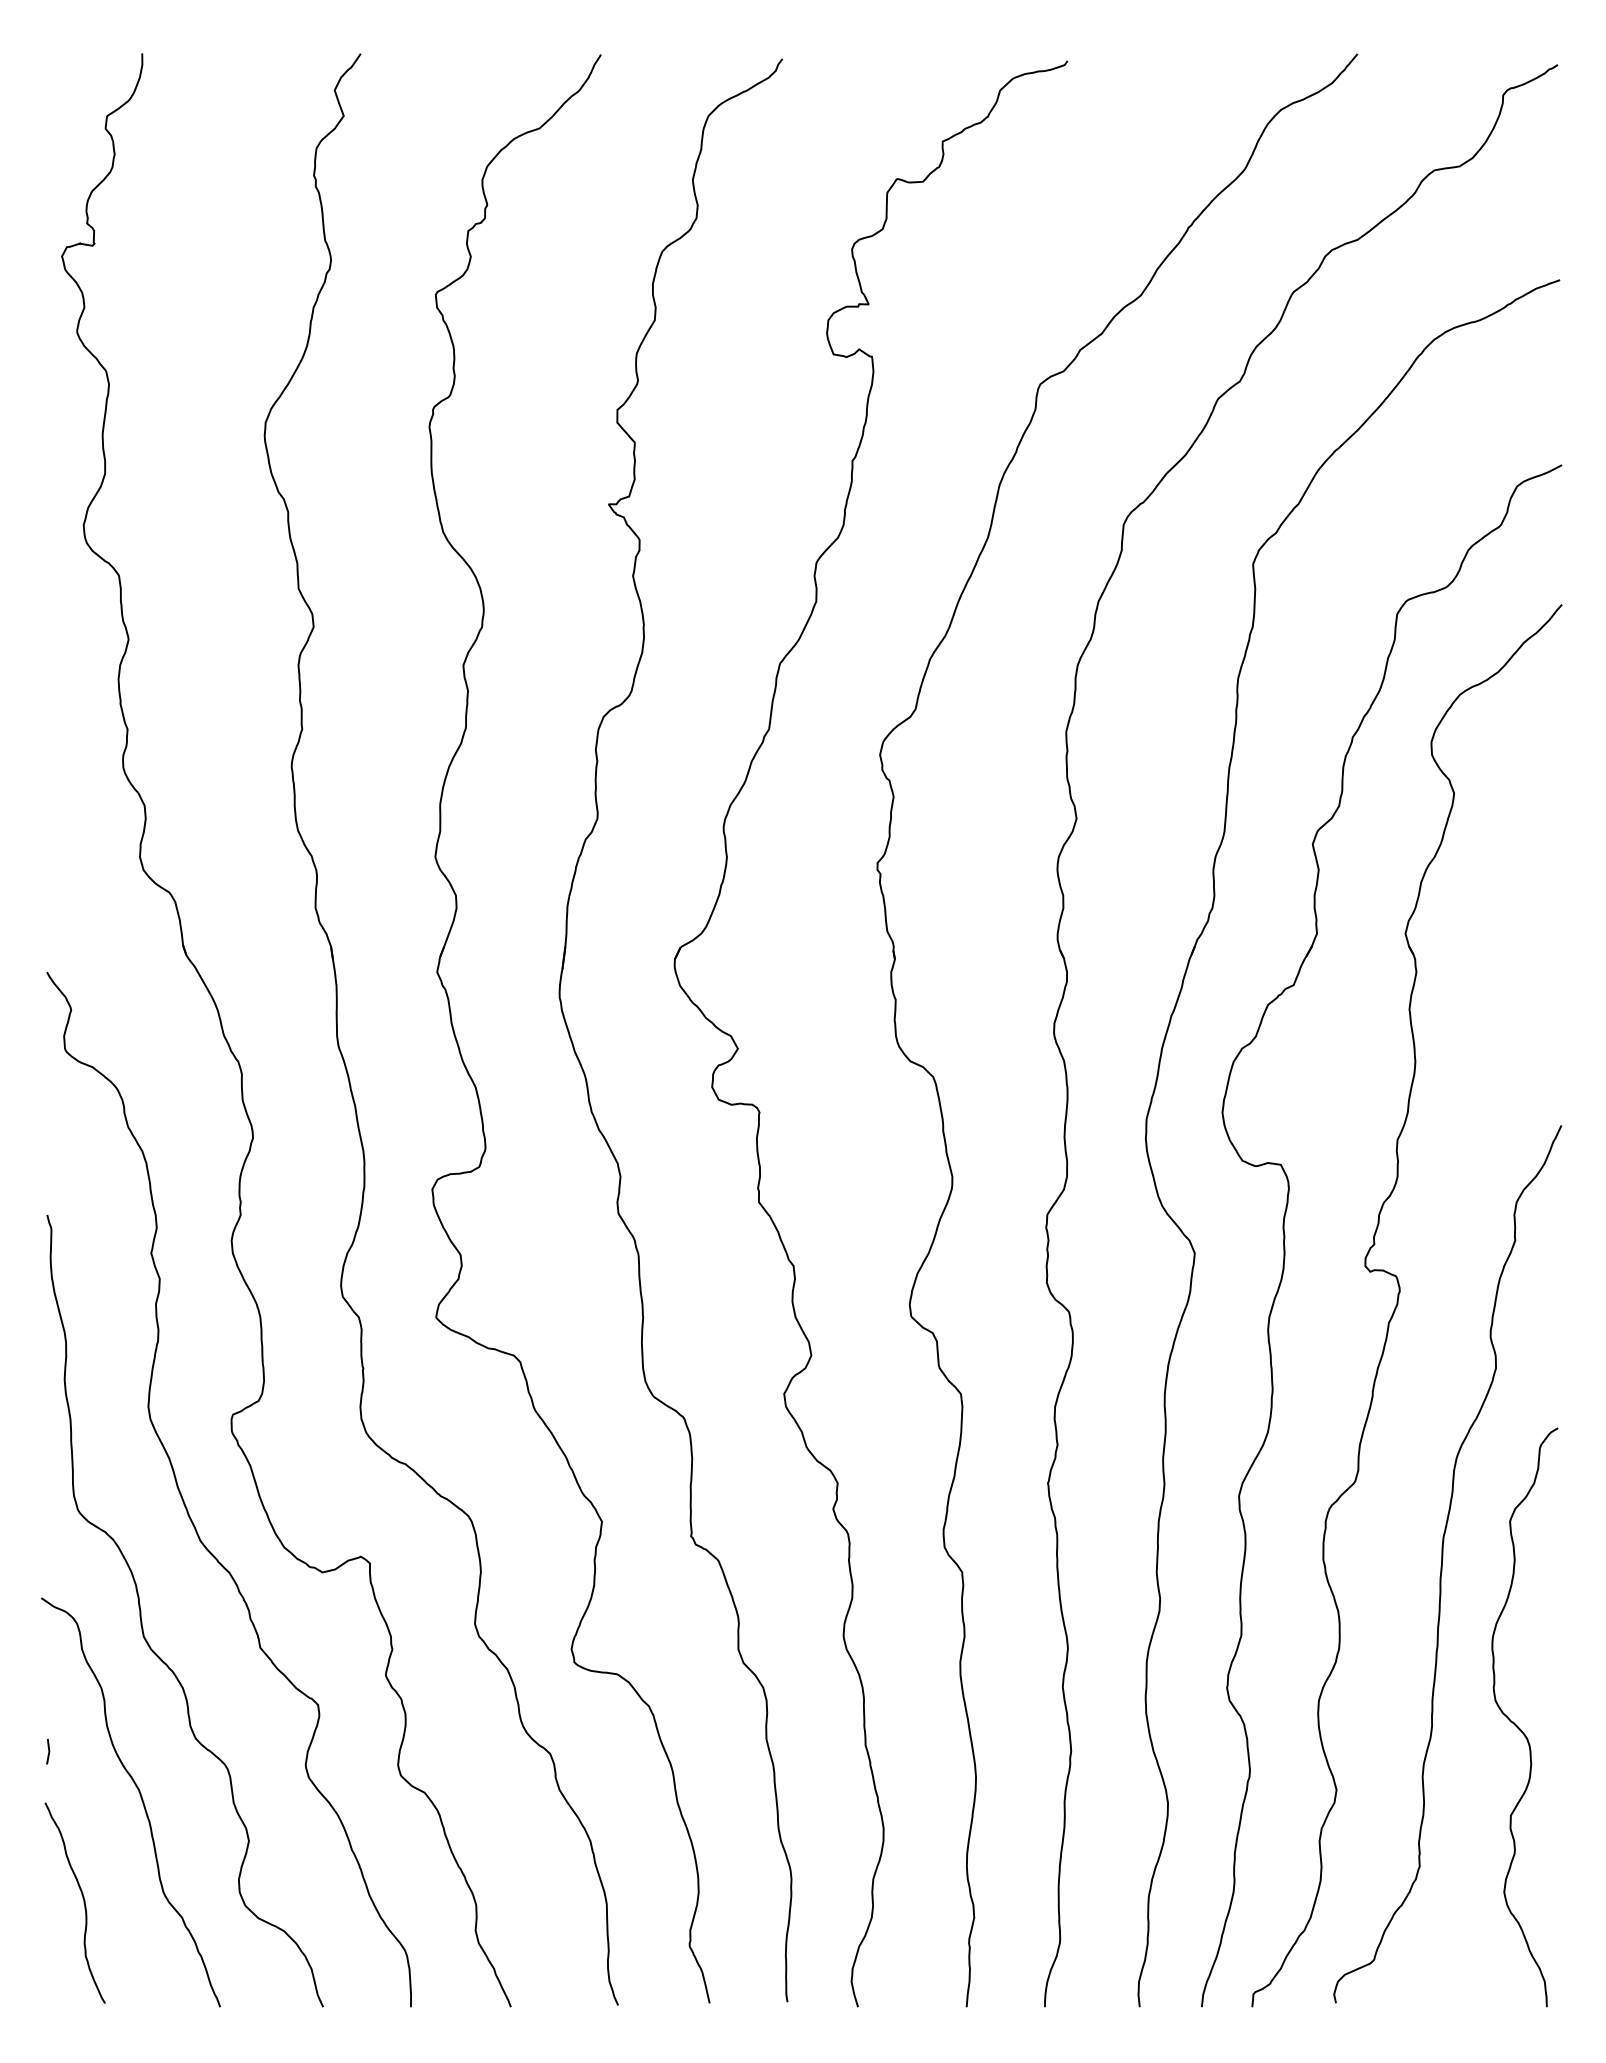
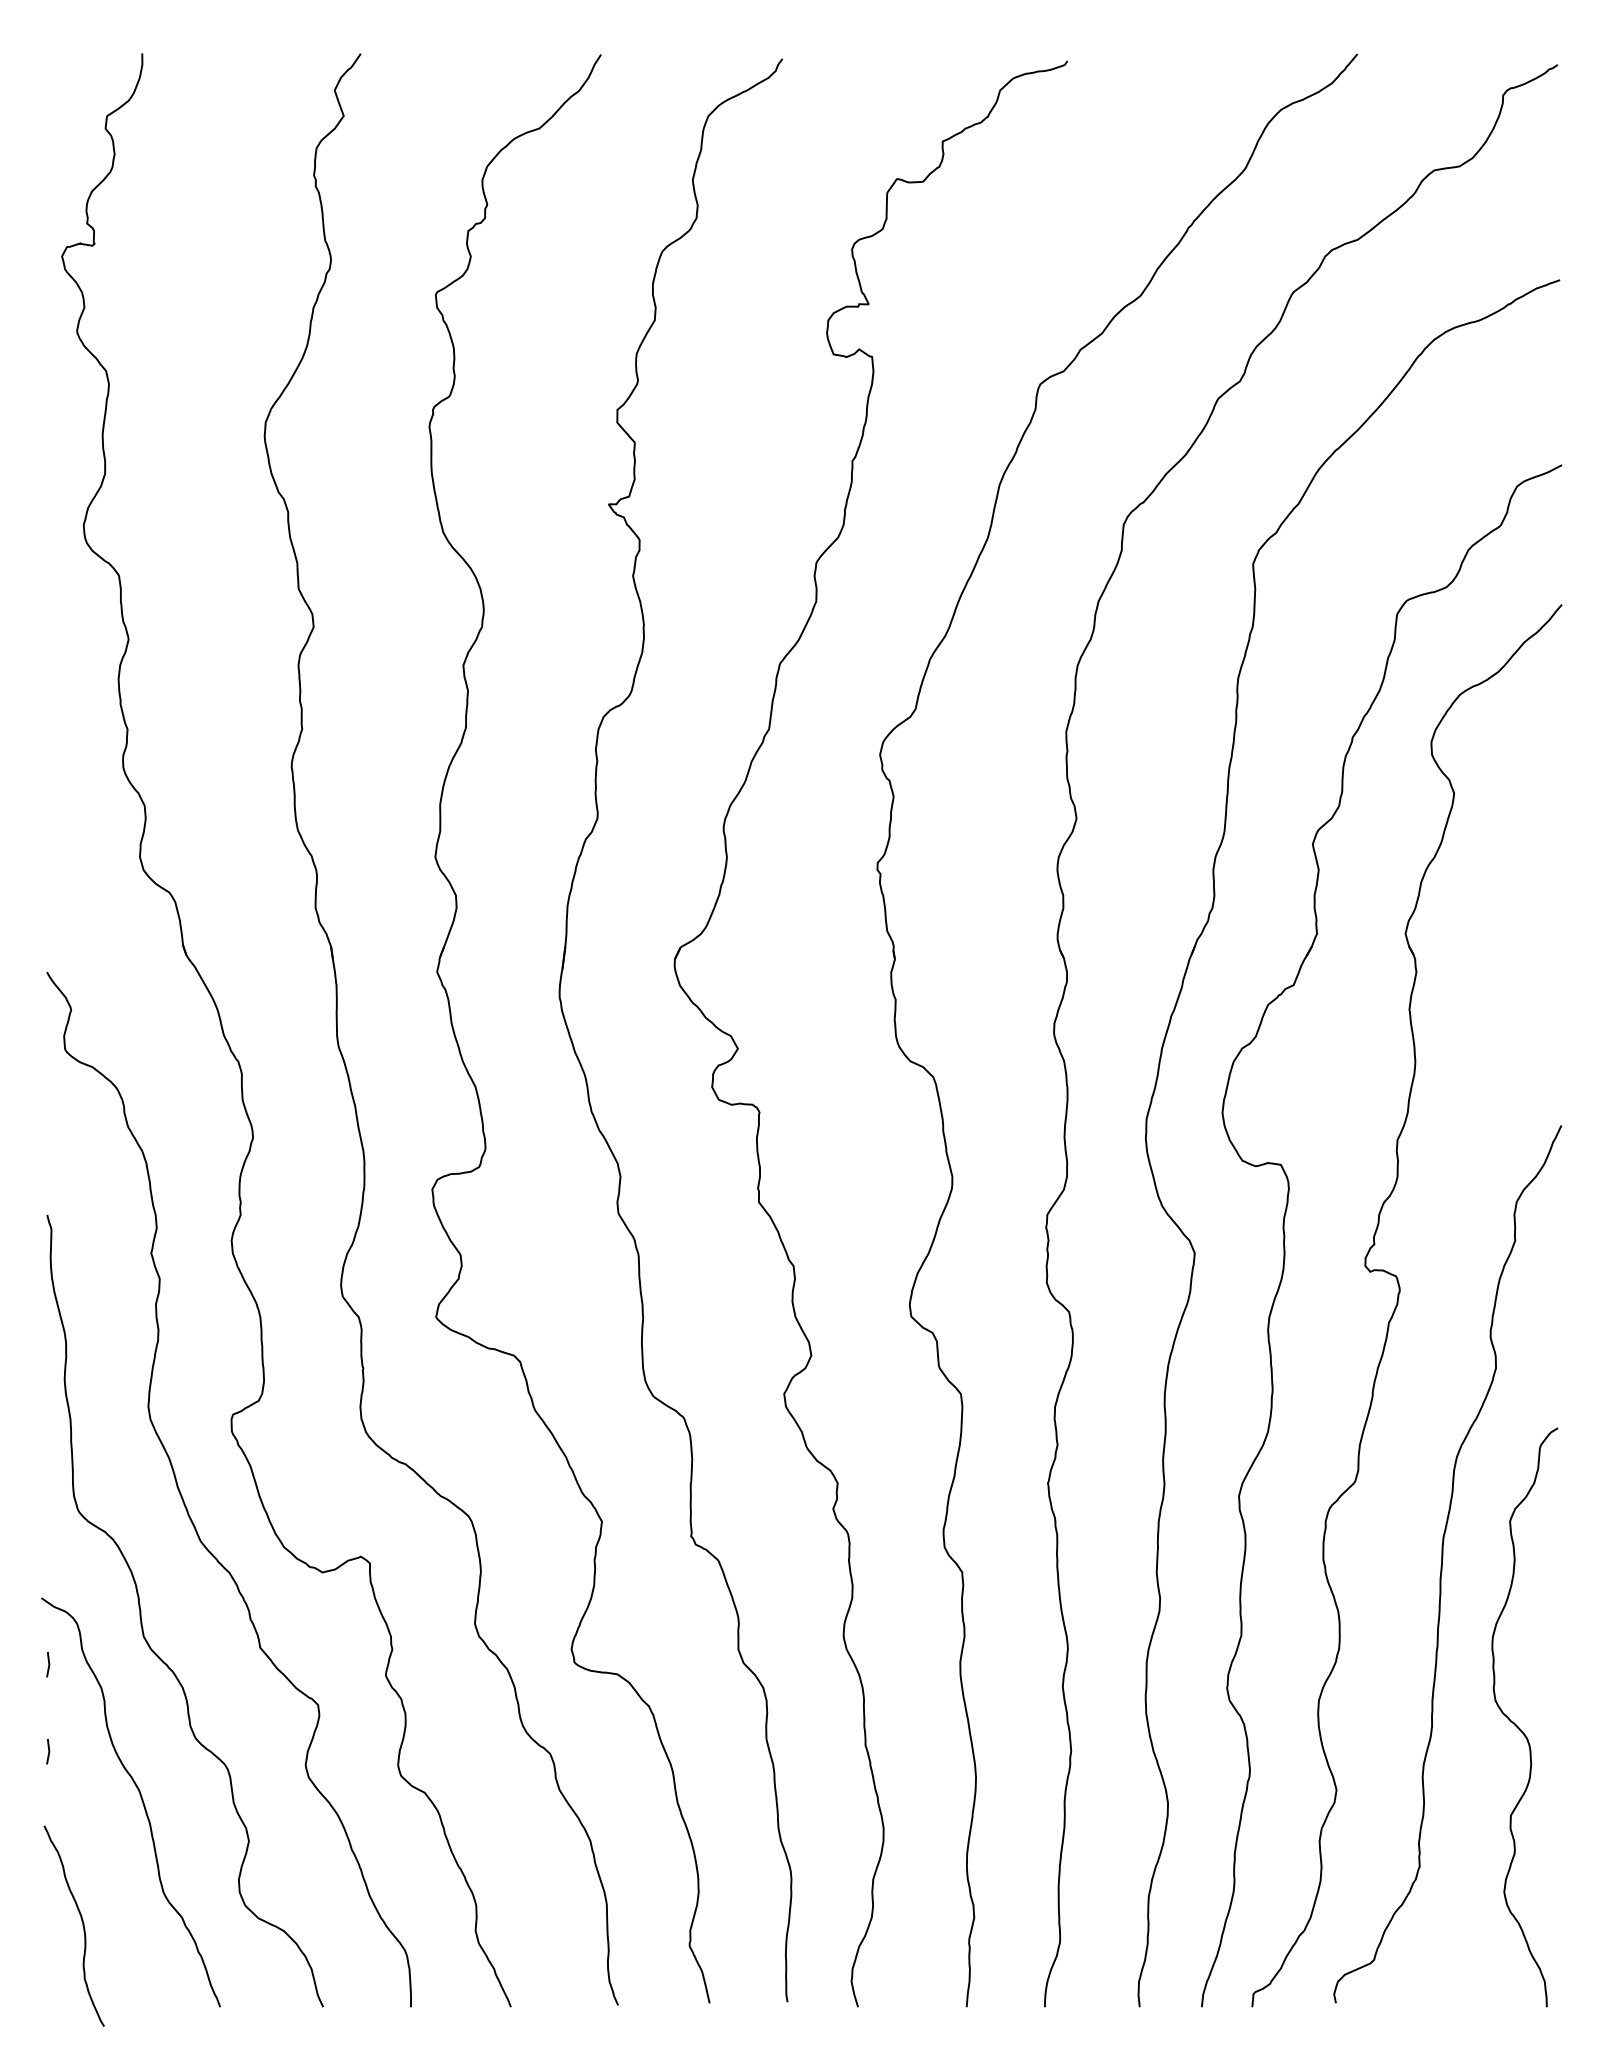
line: none -> present (48, 1664)
curve position: (82, 1898) -> (81, 1921) (81, 1921)
